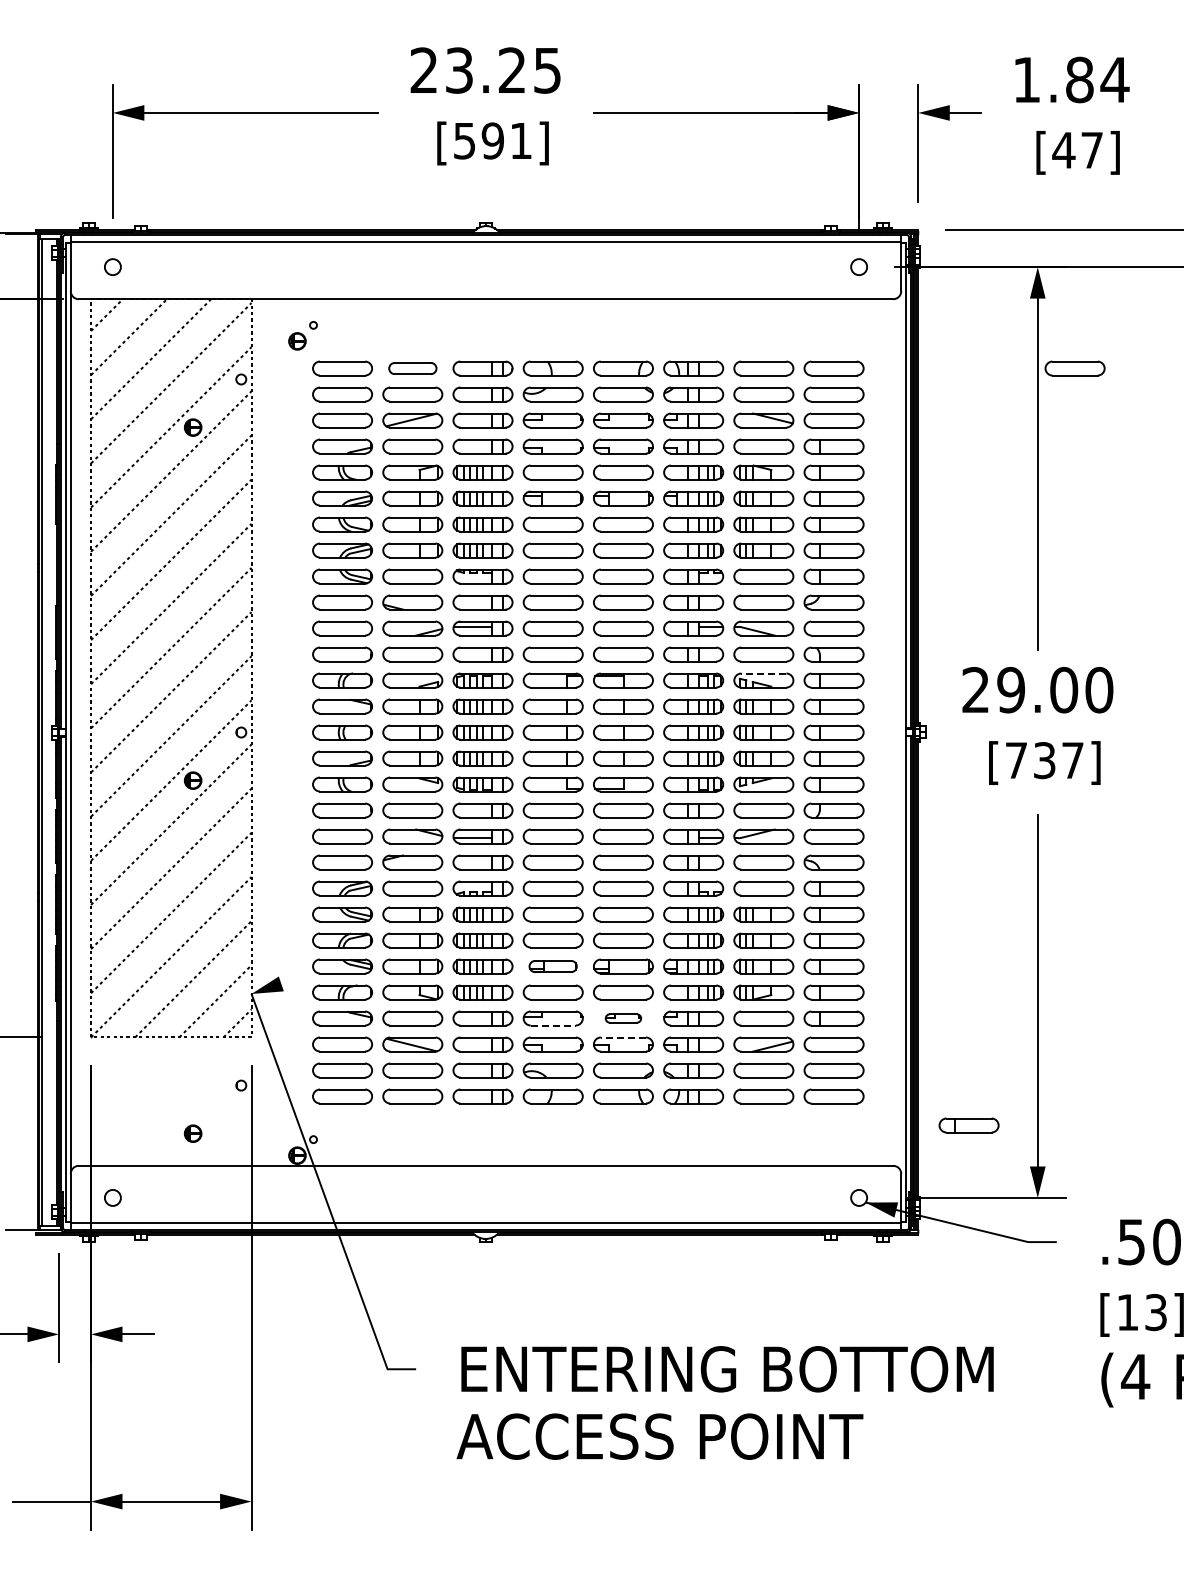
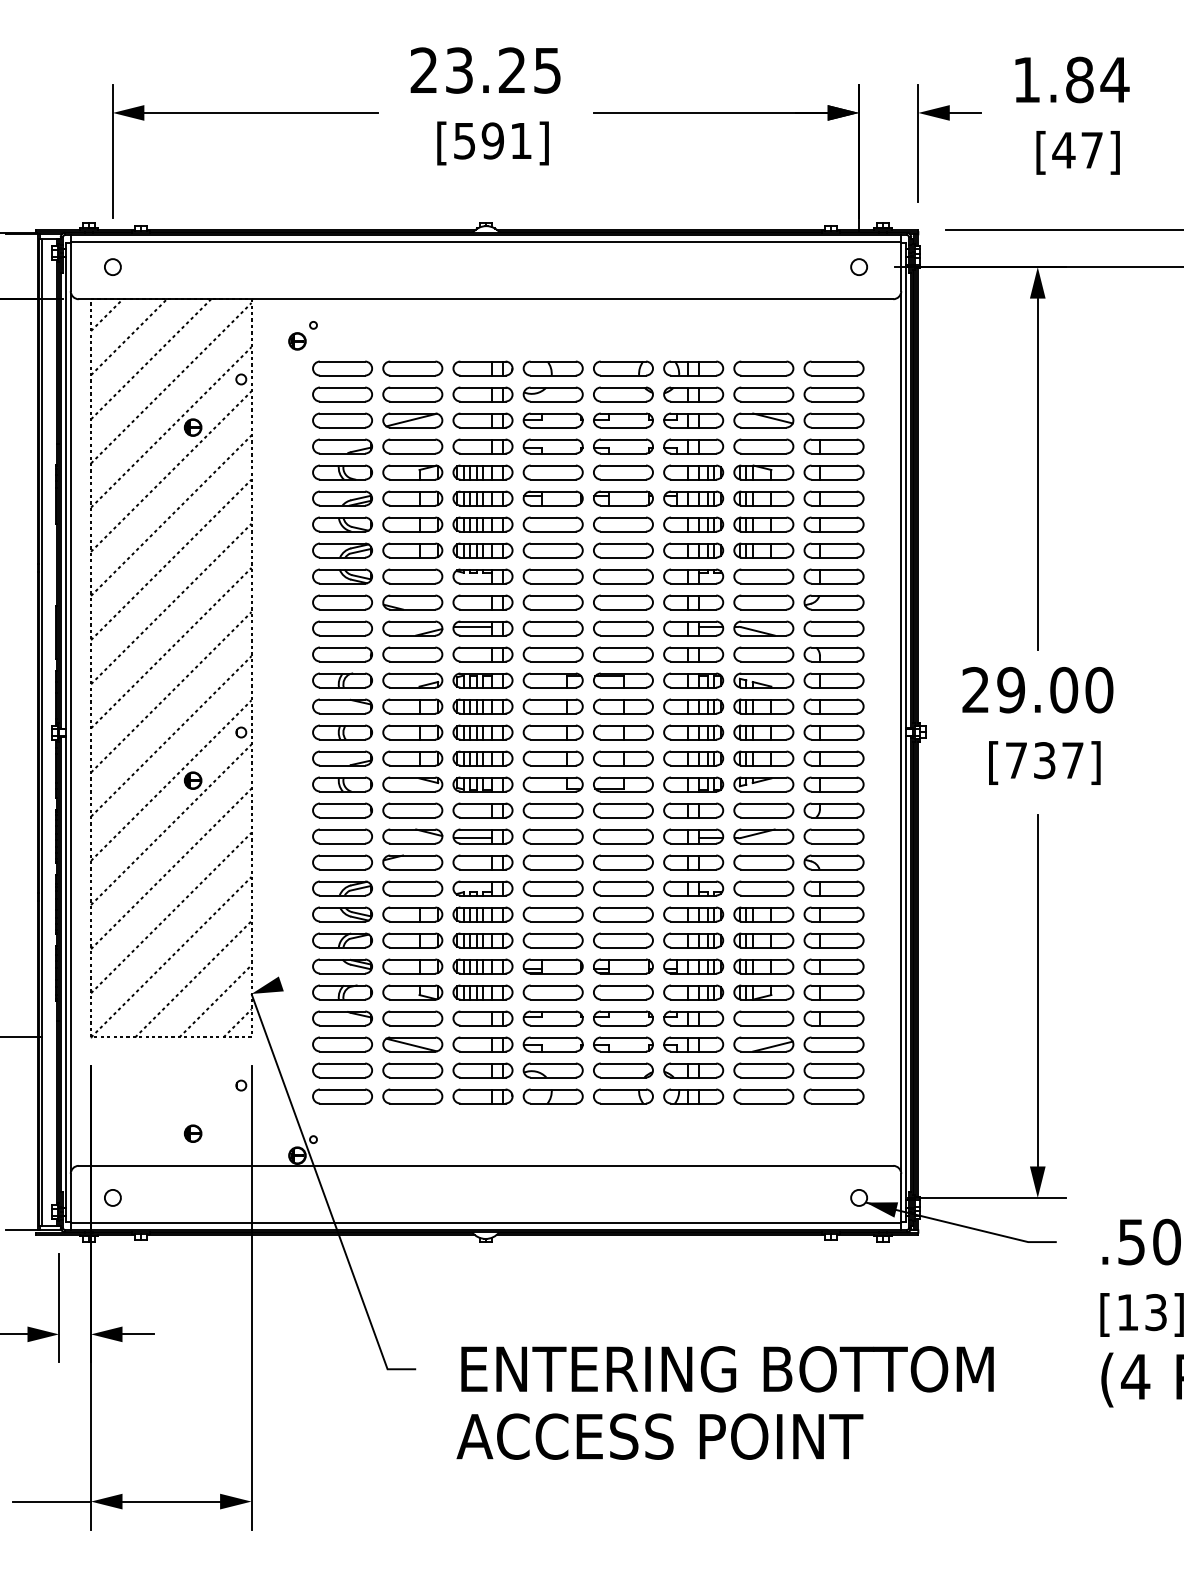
part size: 50x13 px -> 62x17 px (412, 368)
part: present -> none (1074, 368)
line: dashed -> solid (763, 673)
line: none -> present (900, 732)
part size: 50x13 px -> 62x17 px (552, 966)
part size: 39x11 px -> 61x17 px (623, 1018)
line: dashed -> solid (553, 1025)
line: dashed -> solid (623, 1037)
part: present -> none (968, 1125)
